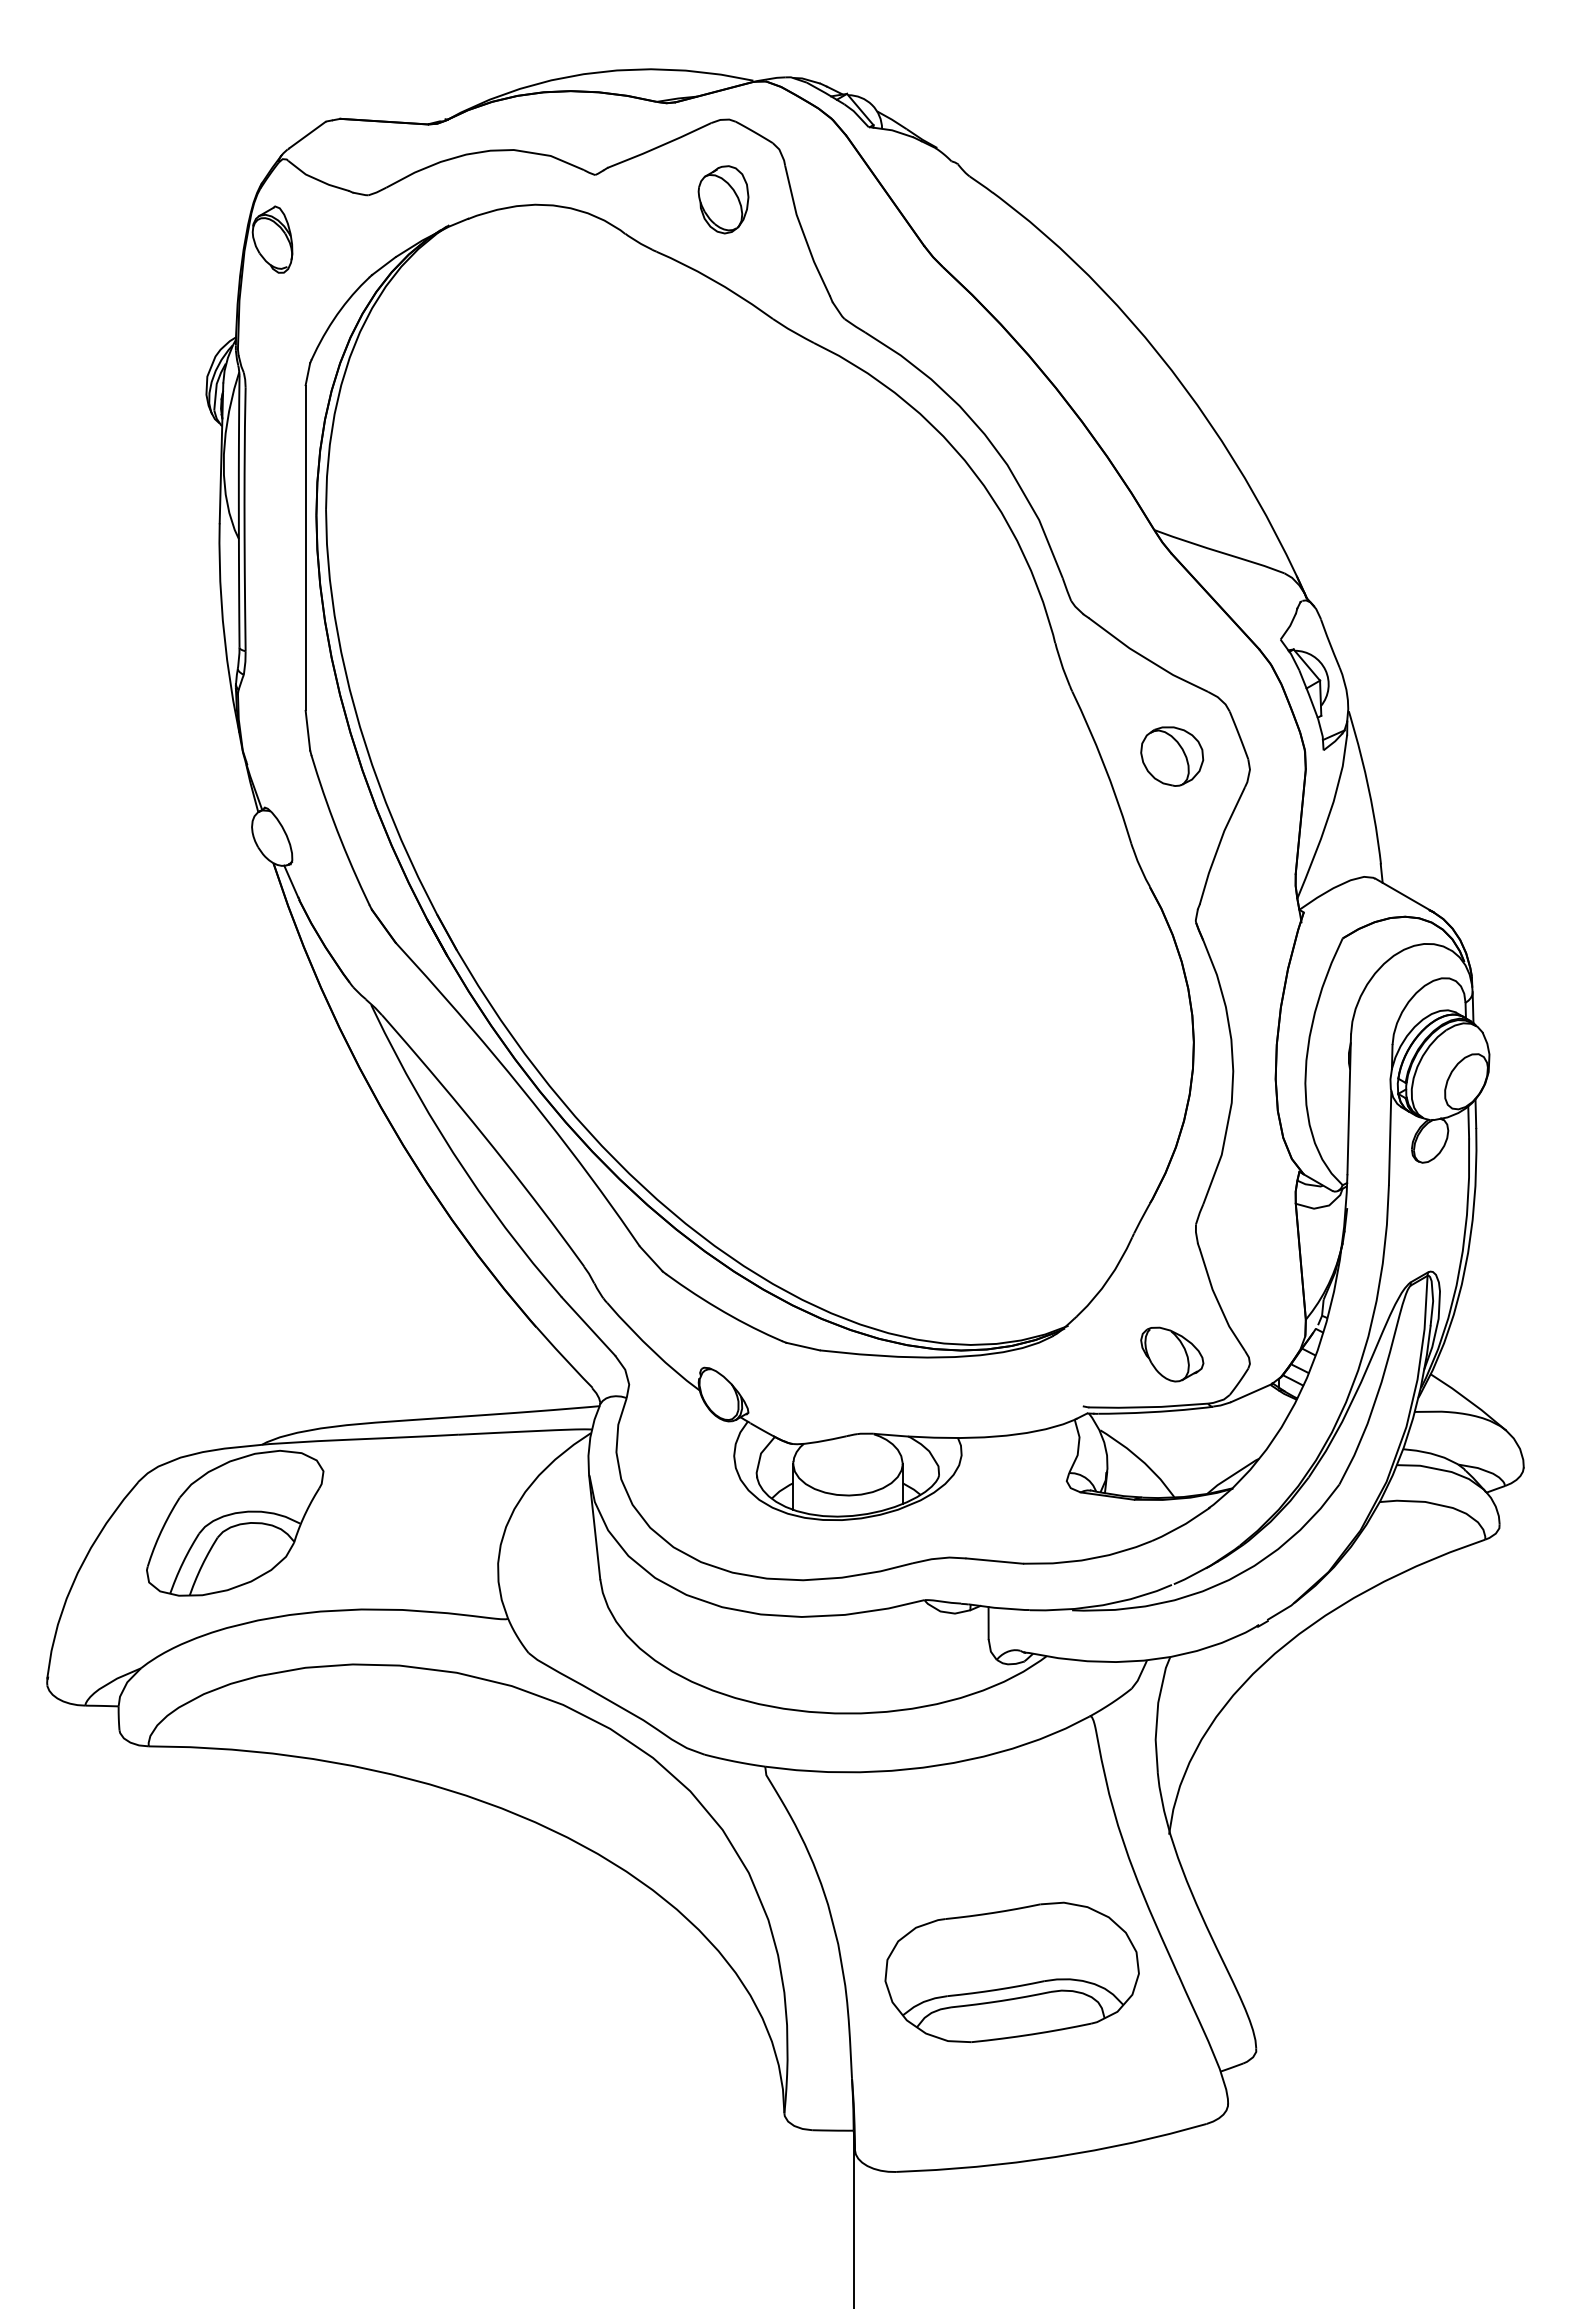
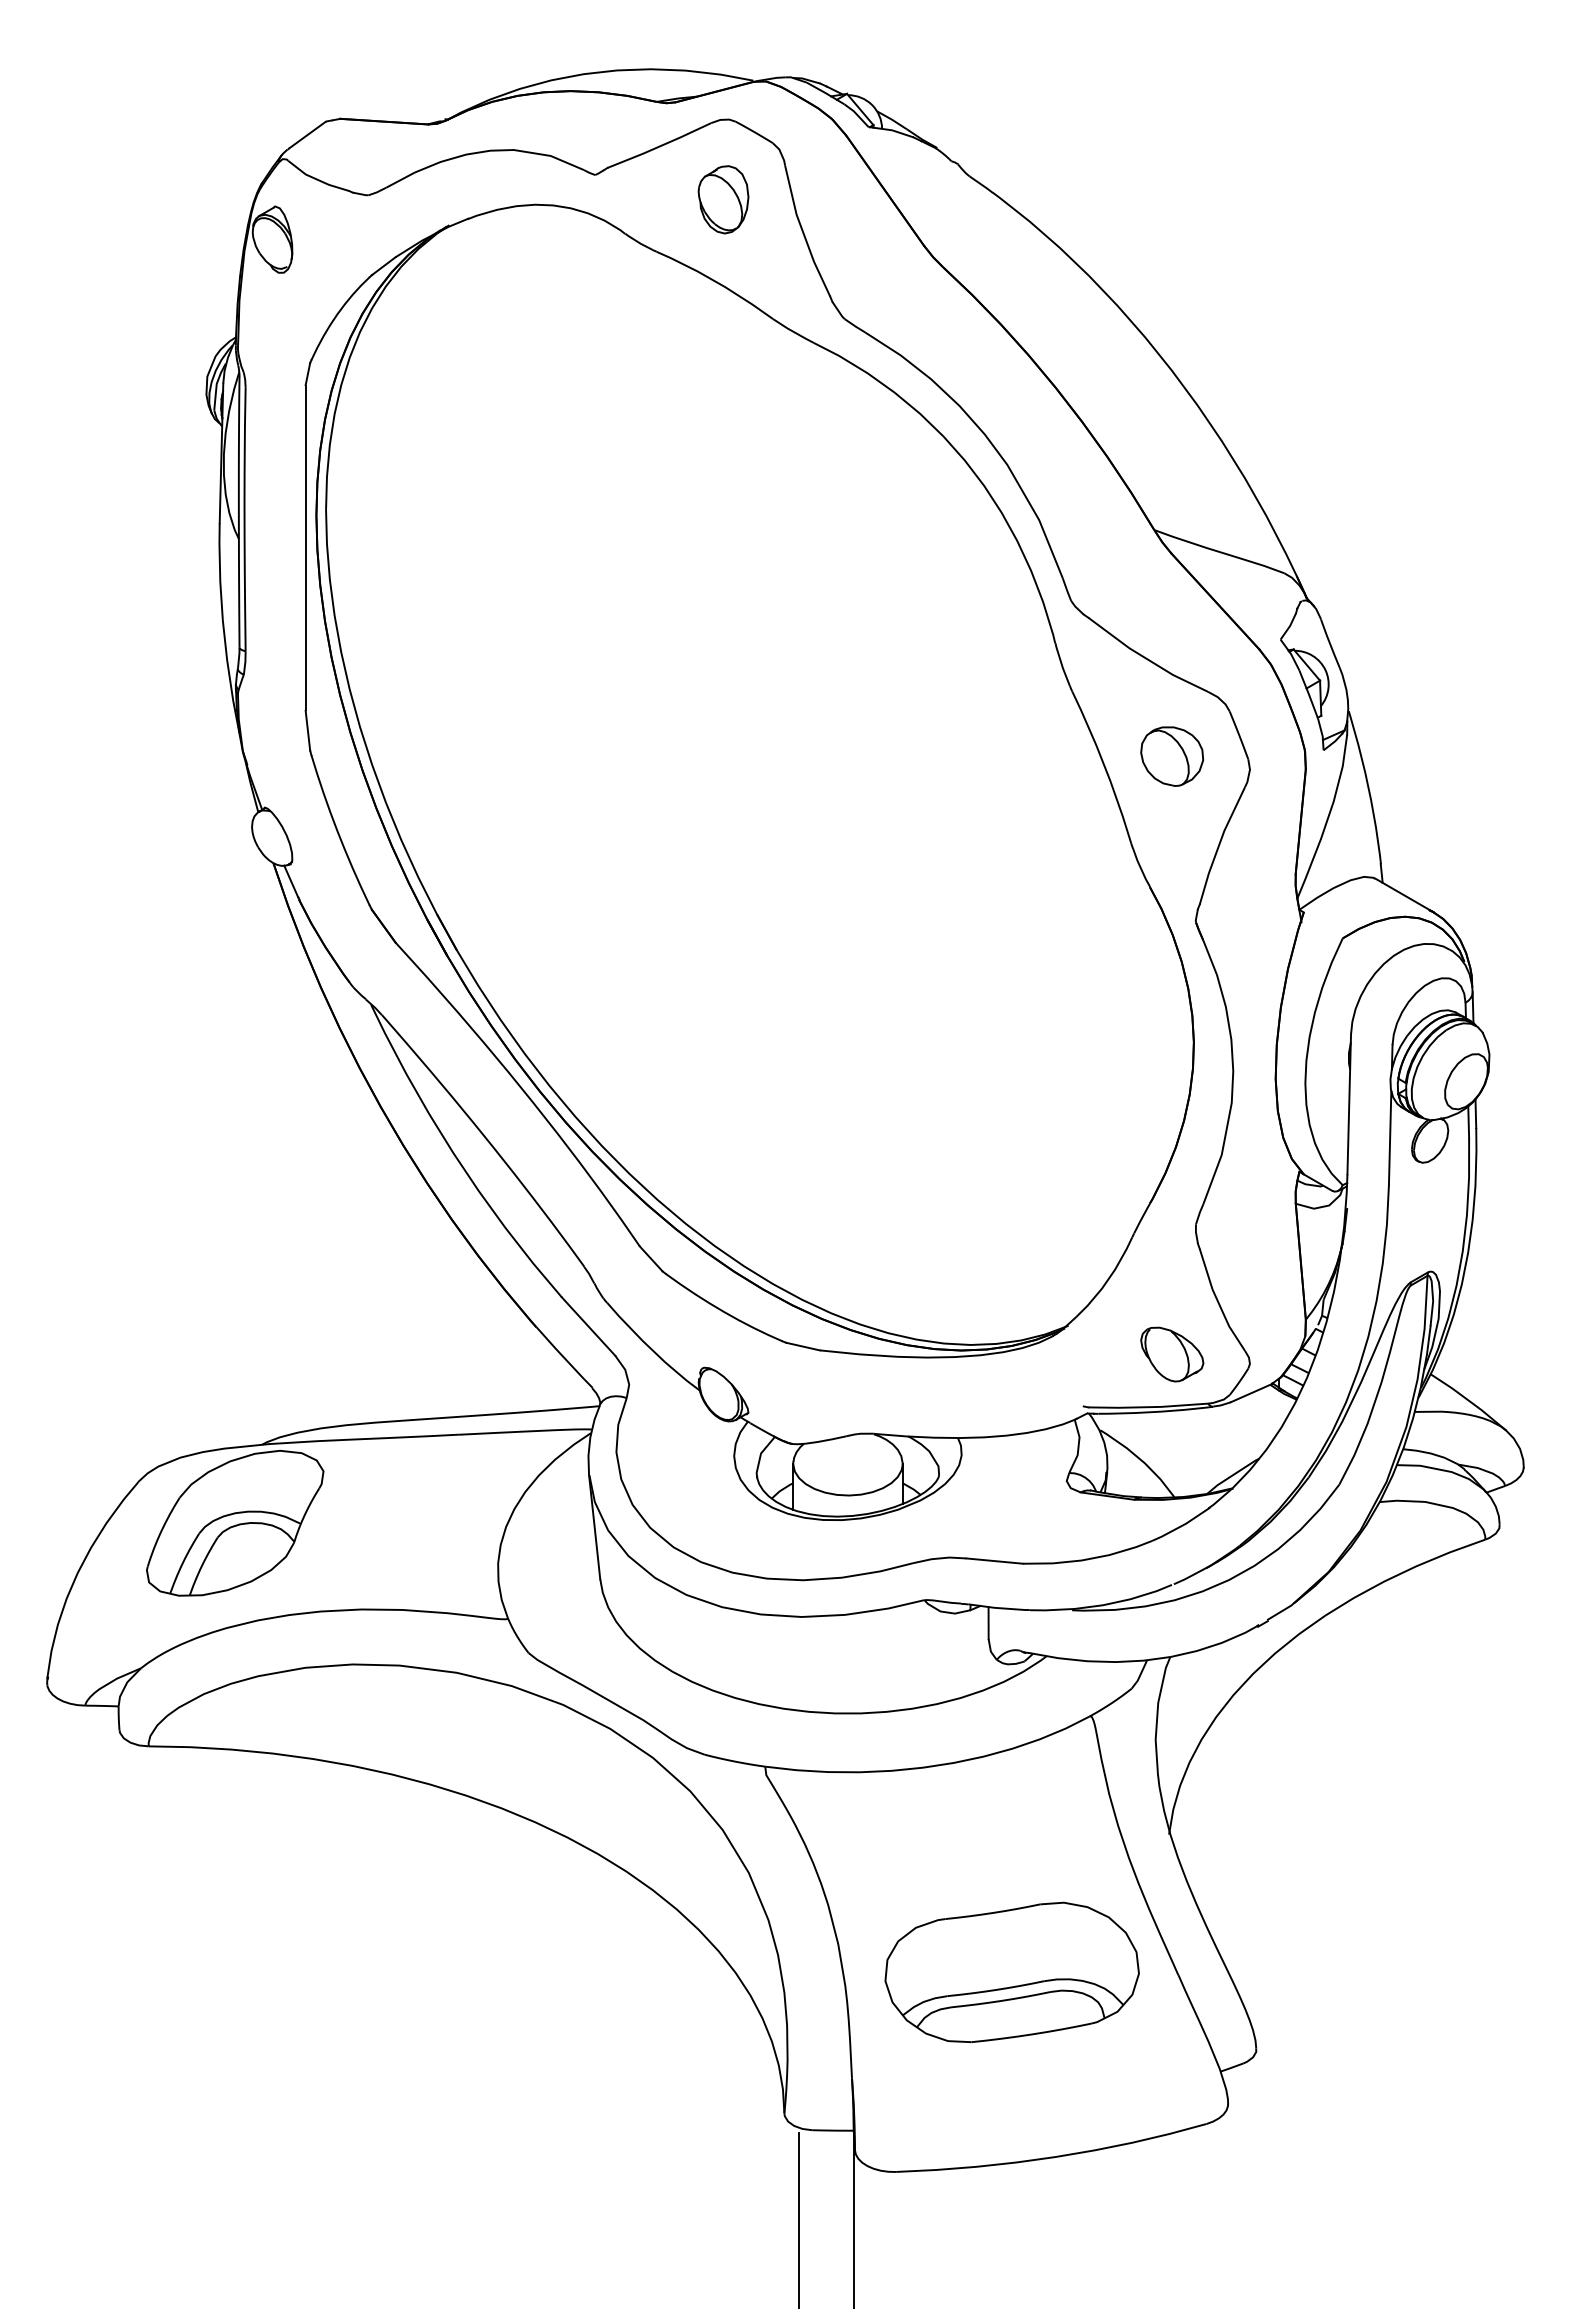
line: none -> present (798, 2219)
